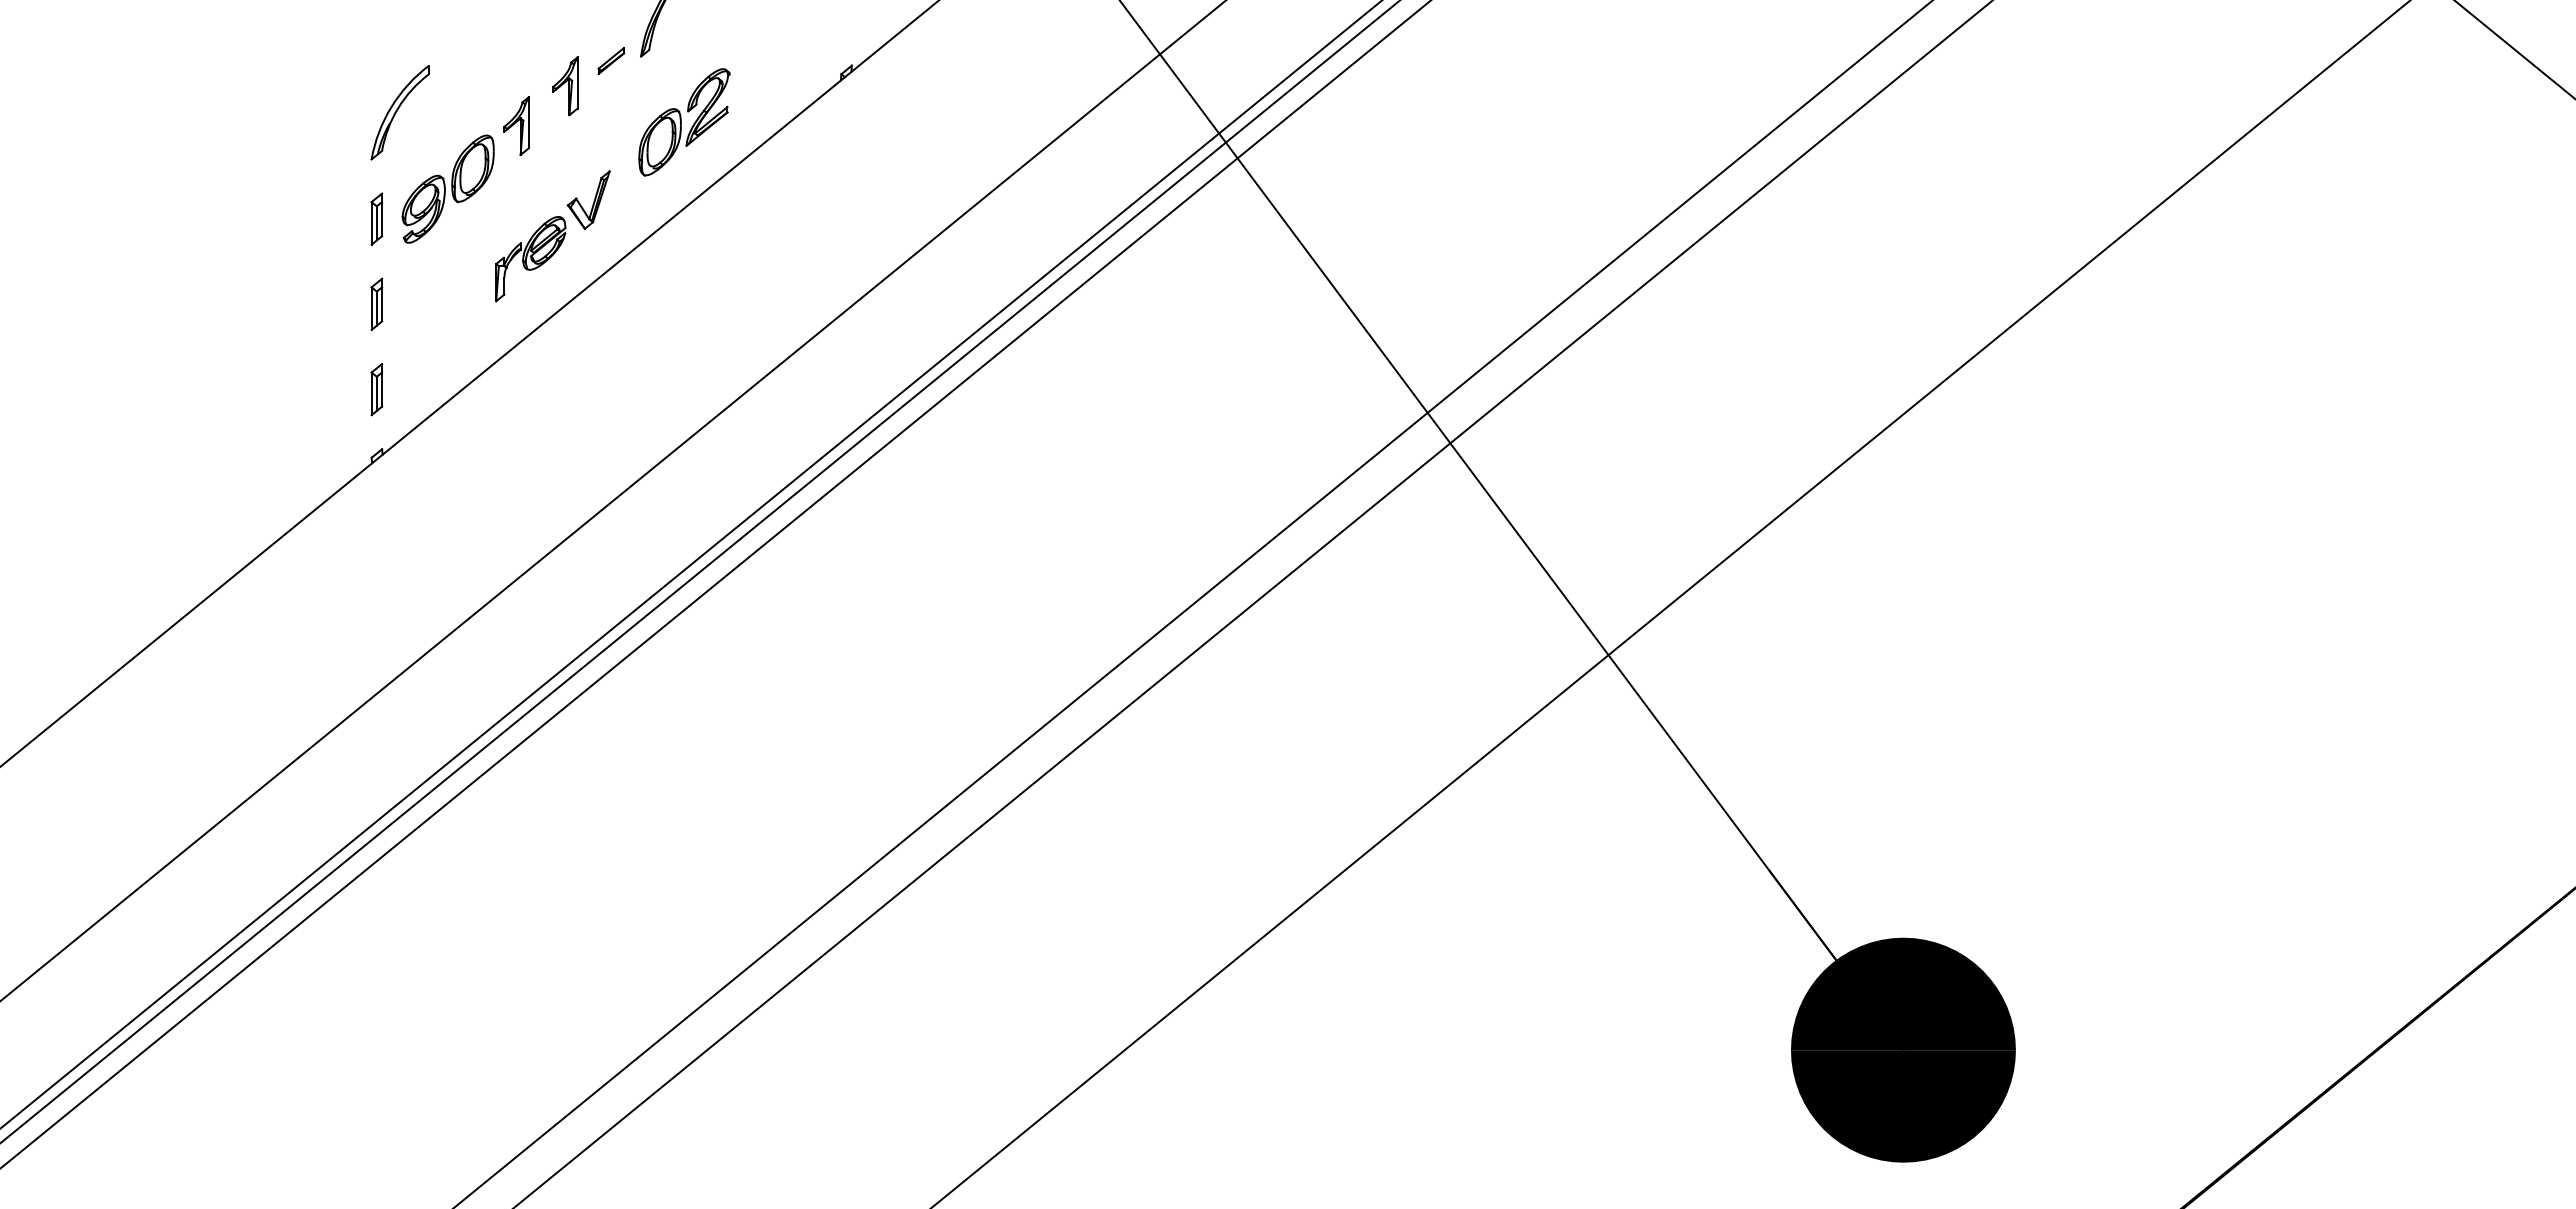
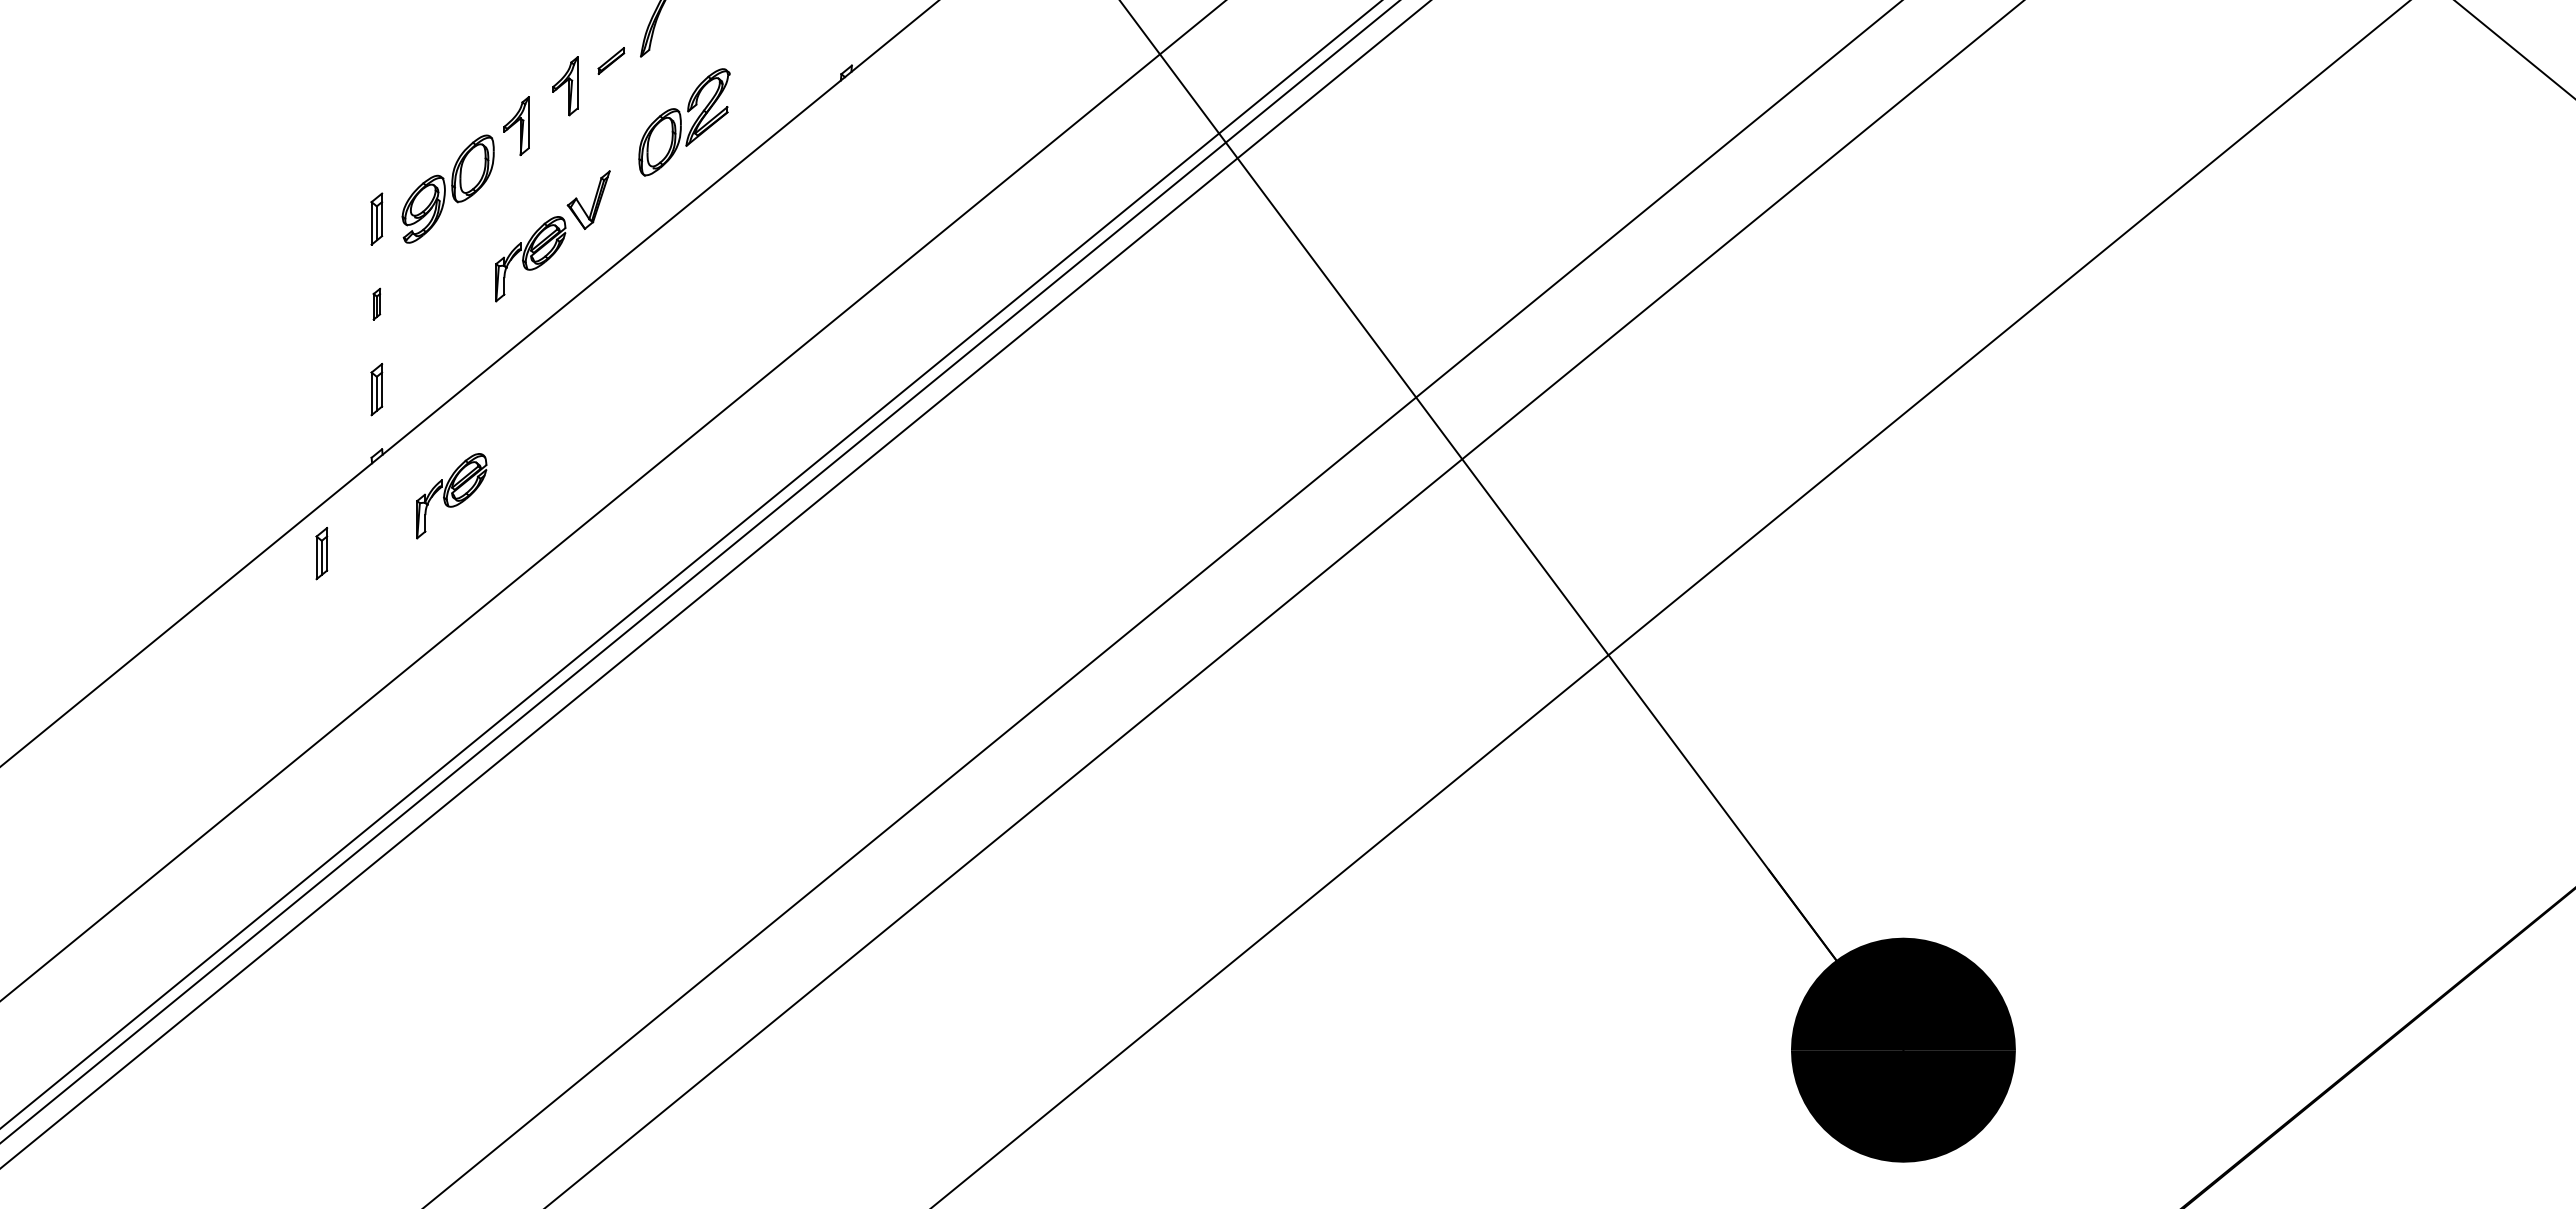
part: present -> none (399, 112)
part size: 14x54 px -> 10x34 px (376, 303)
part: none -> present (451, 496)
part: none -> present (321, 553)
line position: (1193, 603) -> (1163, 603) (1163, 603)
line position: (1253, 603) -> (1285, 603) (1285, 603)
